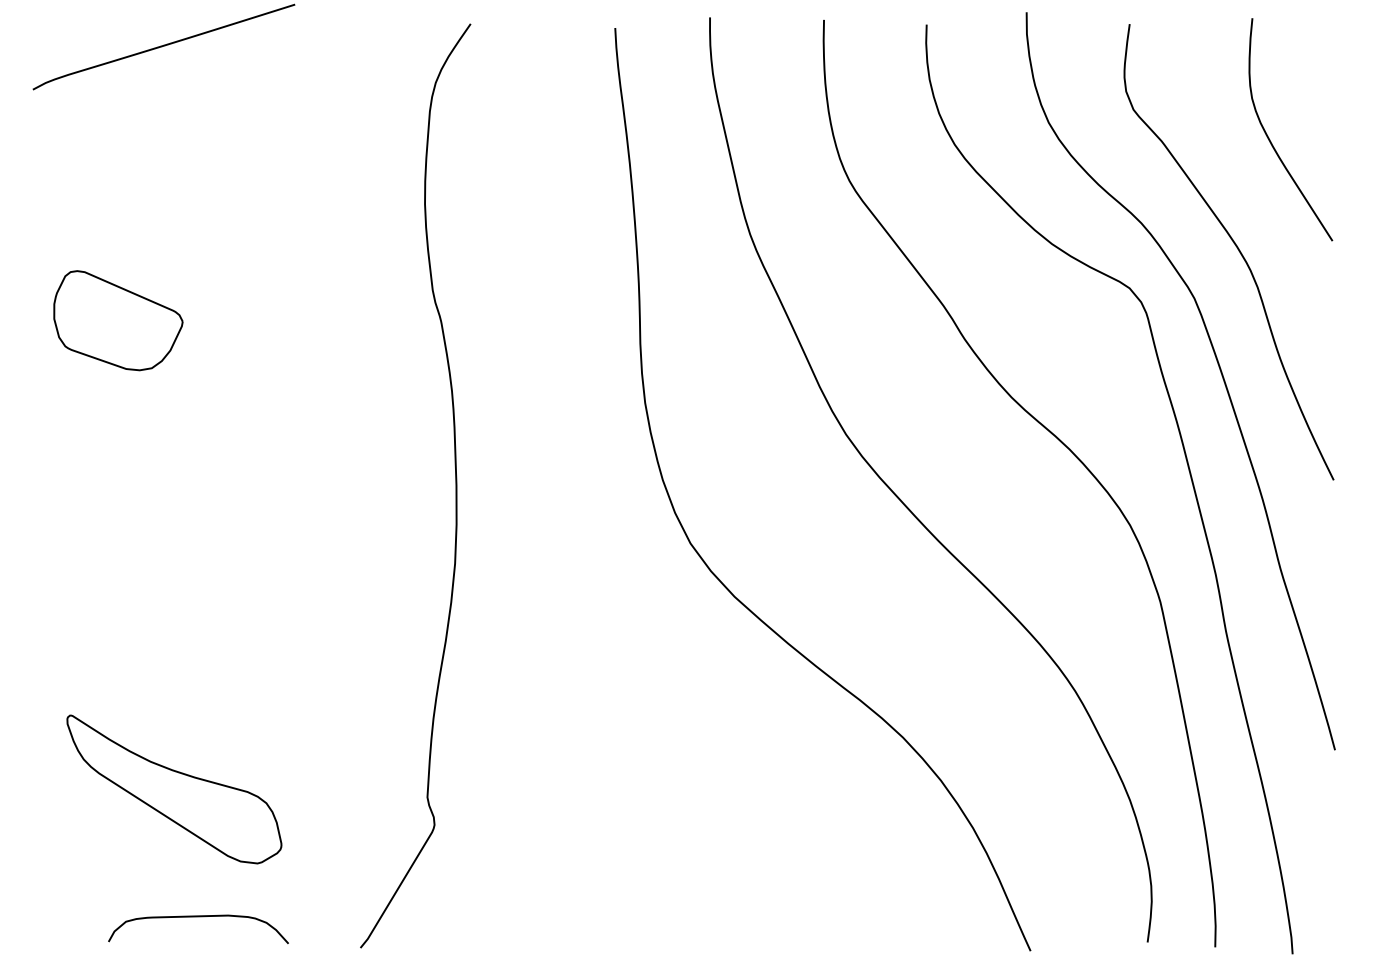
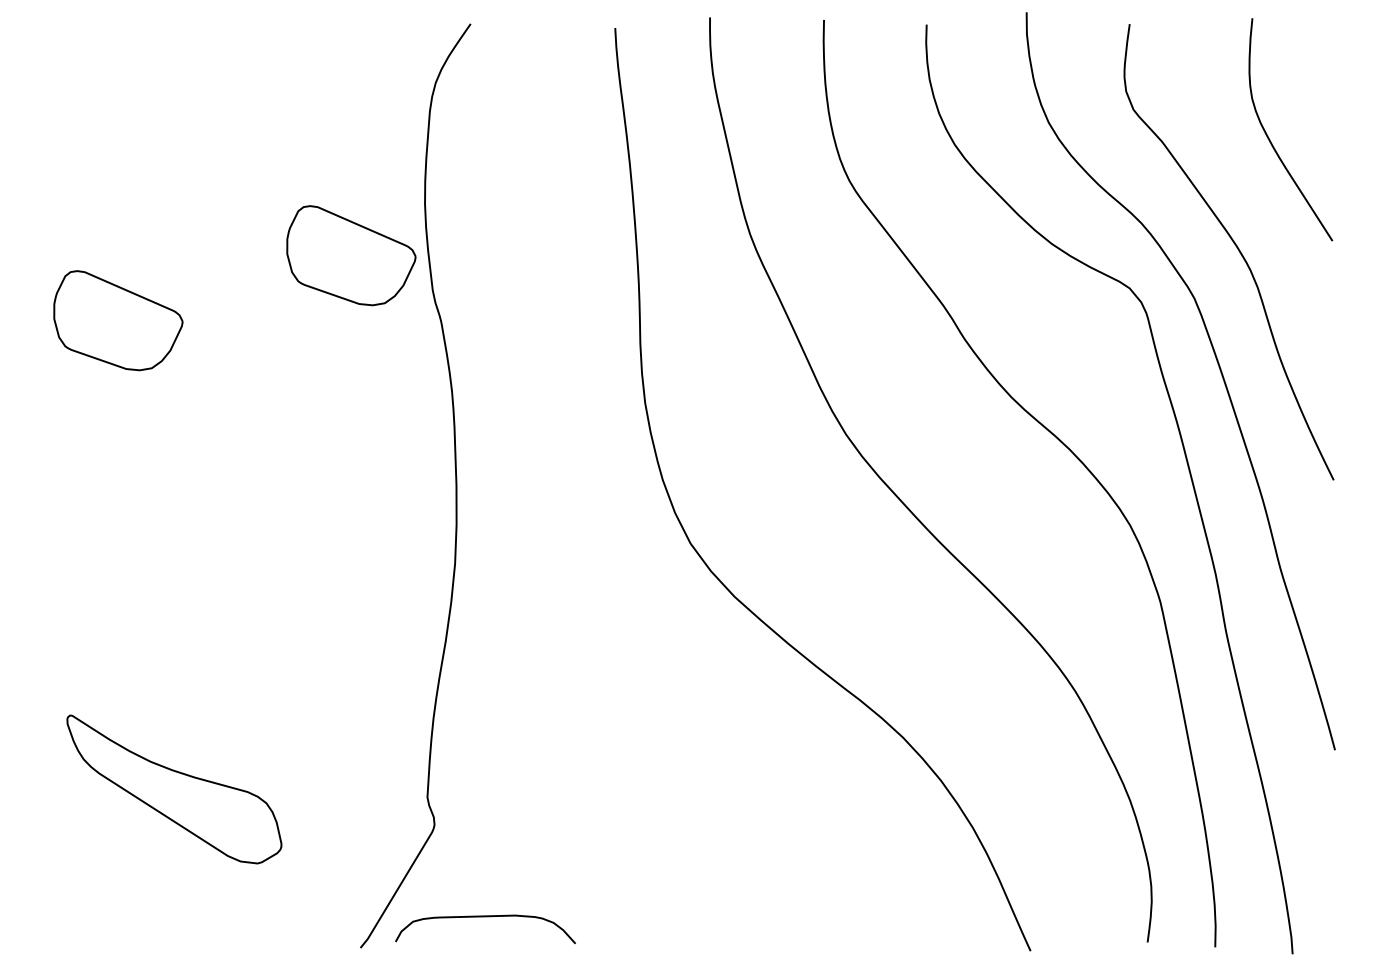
curve: present -> none (163, 46)
part: none -> present (351, 255)
curve position: (198, 917) -> (485, 917) (485, 917)
